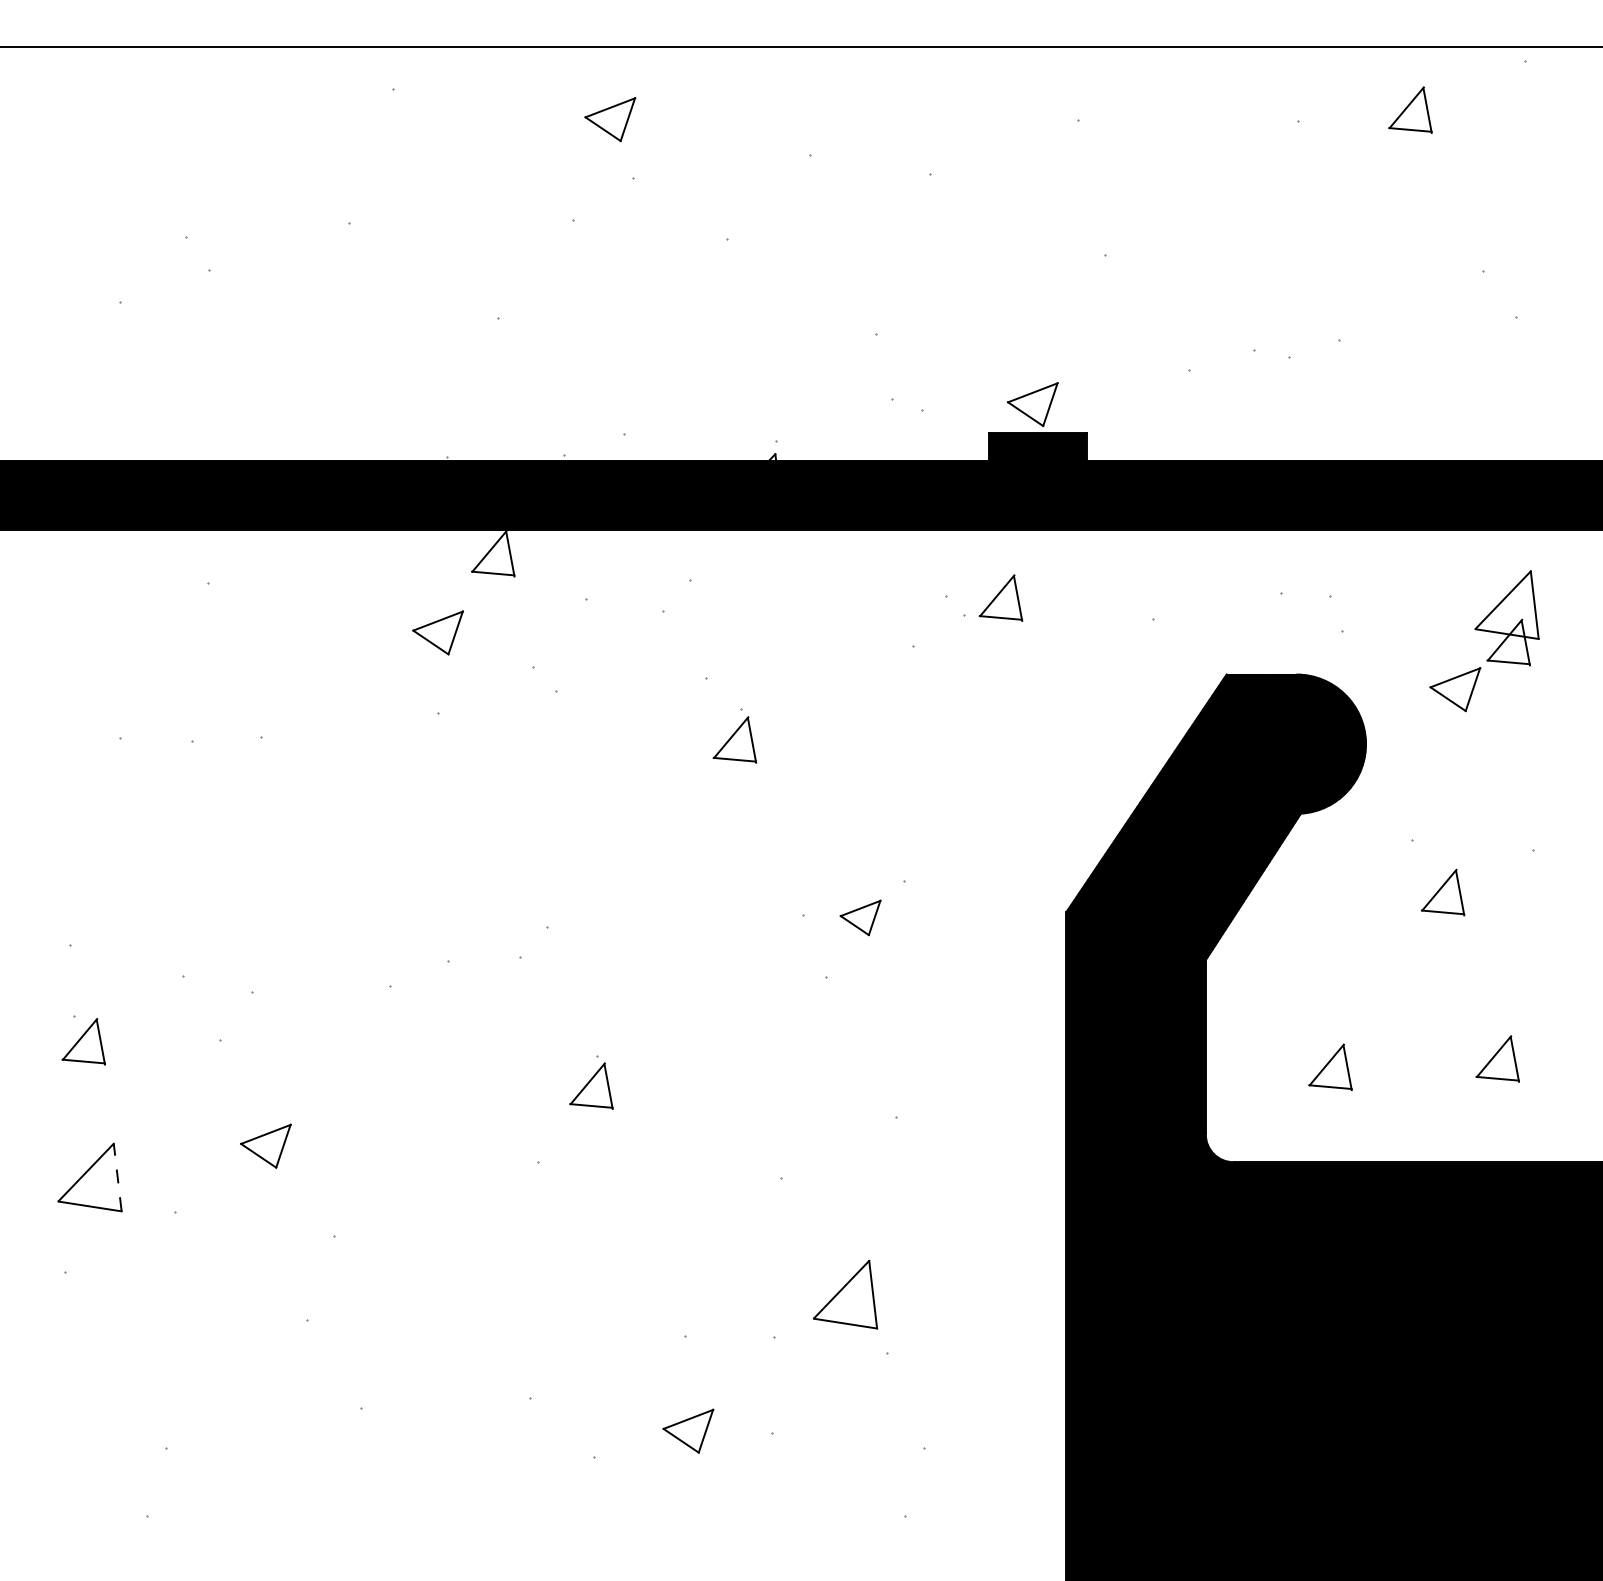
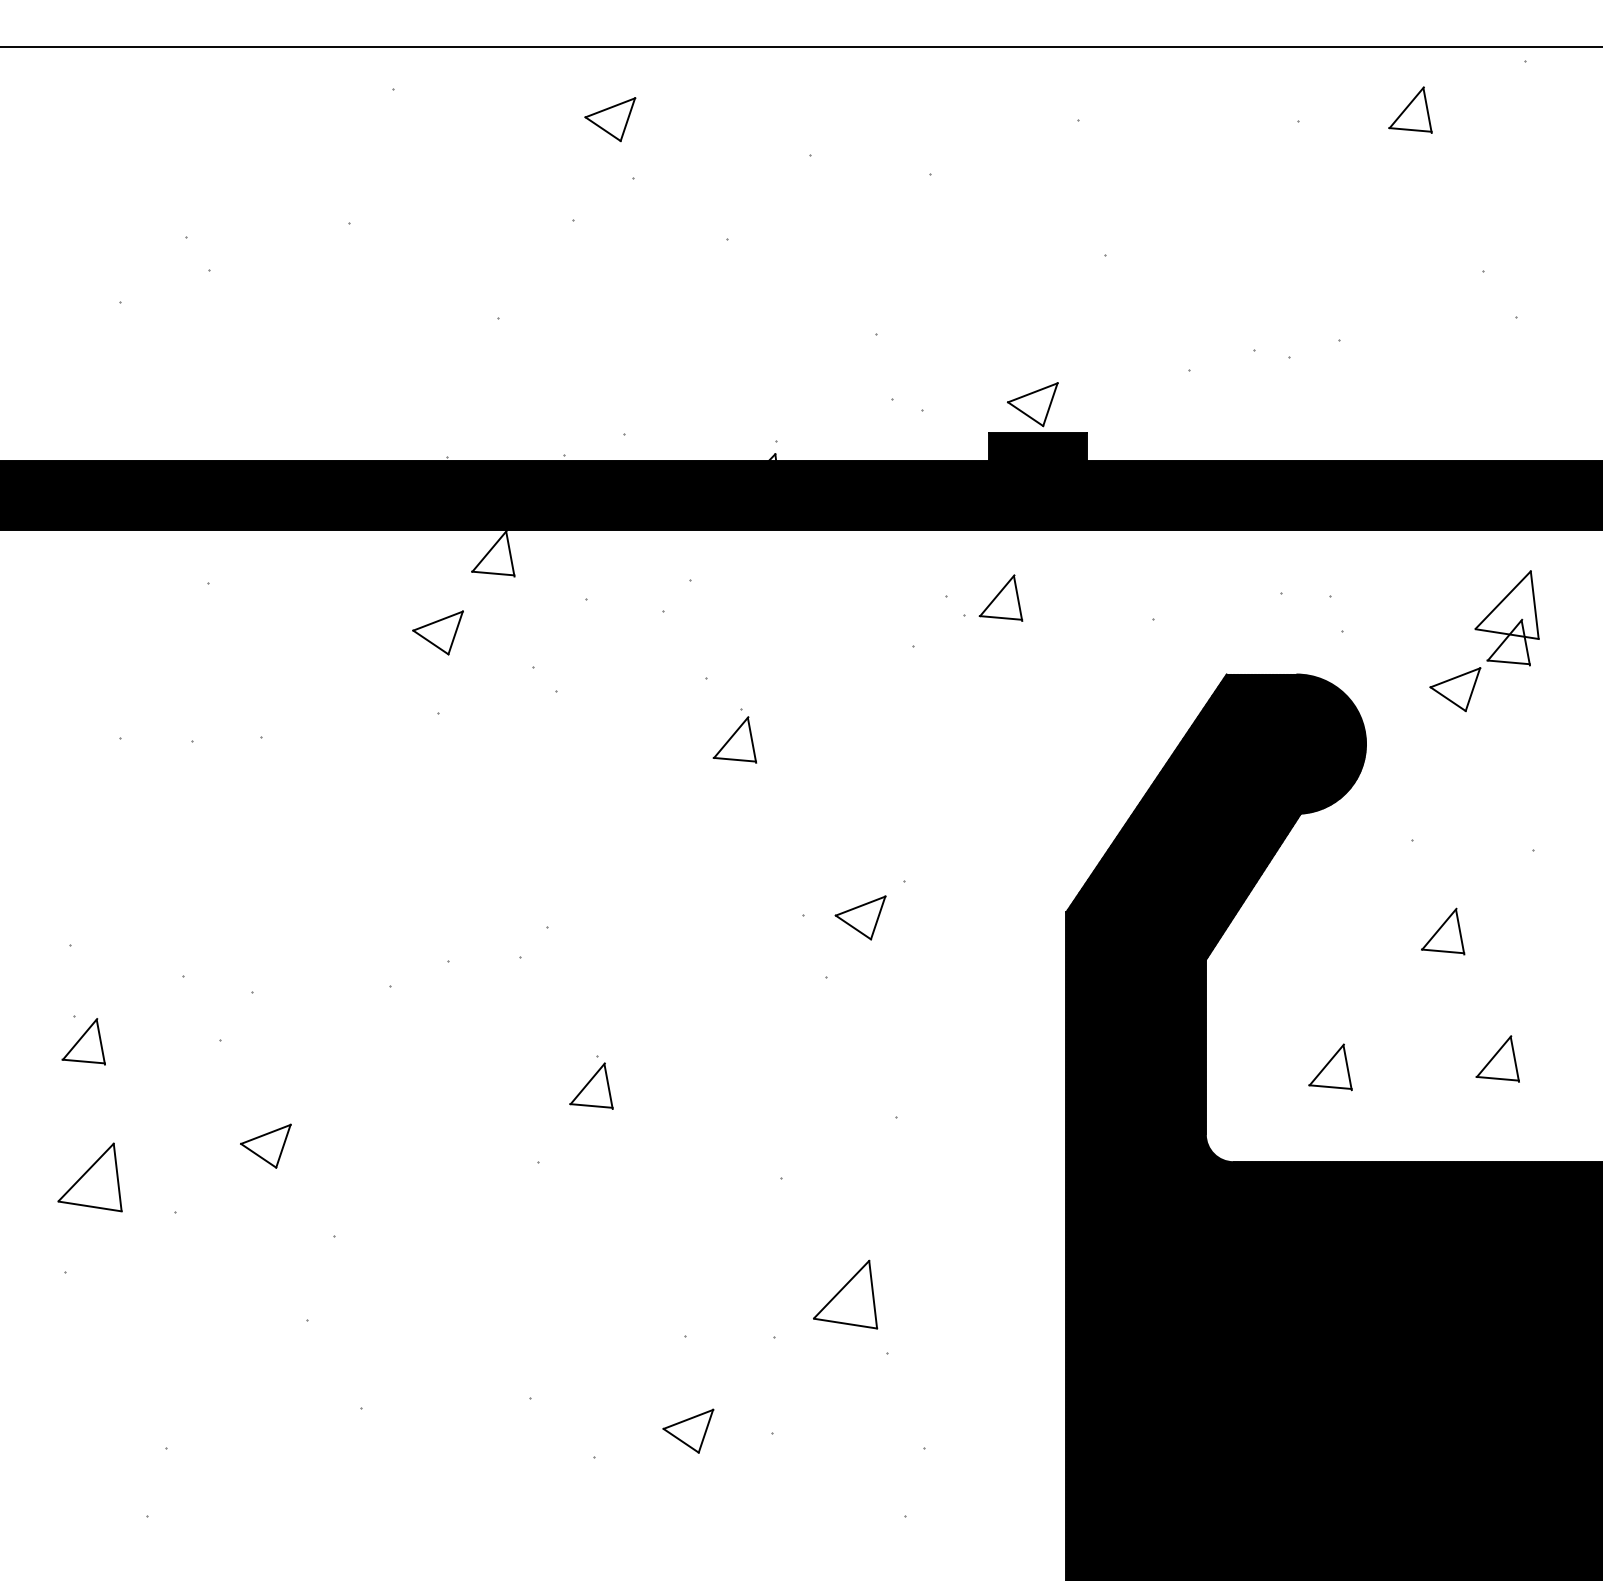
part position: (1443, 892) -> (1443, 931) (1443, 931)
part size: 43x38 px -> 53x46 px (860, 917)
line: dashed -> solid (117, 1177)
